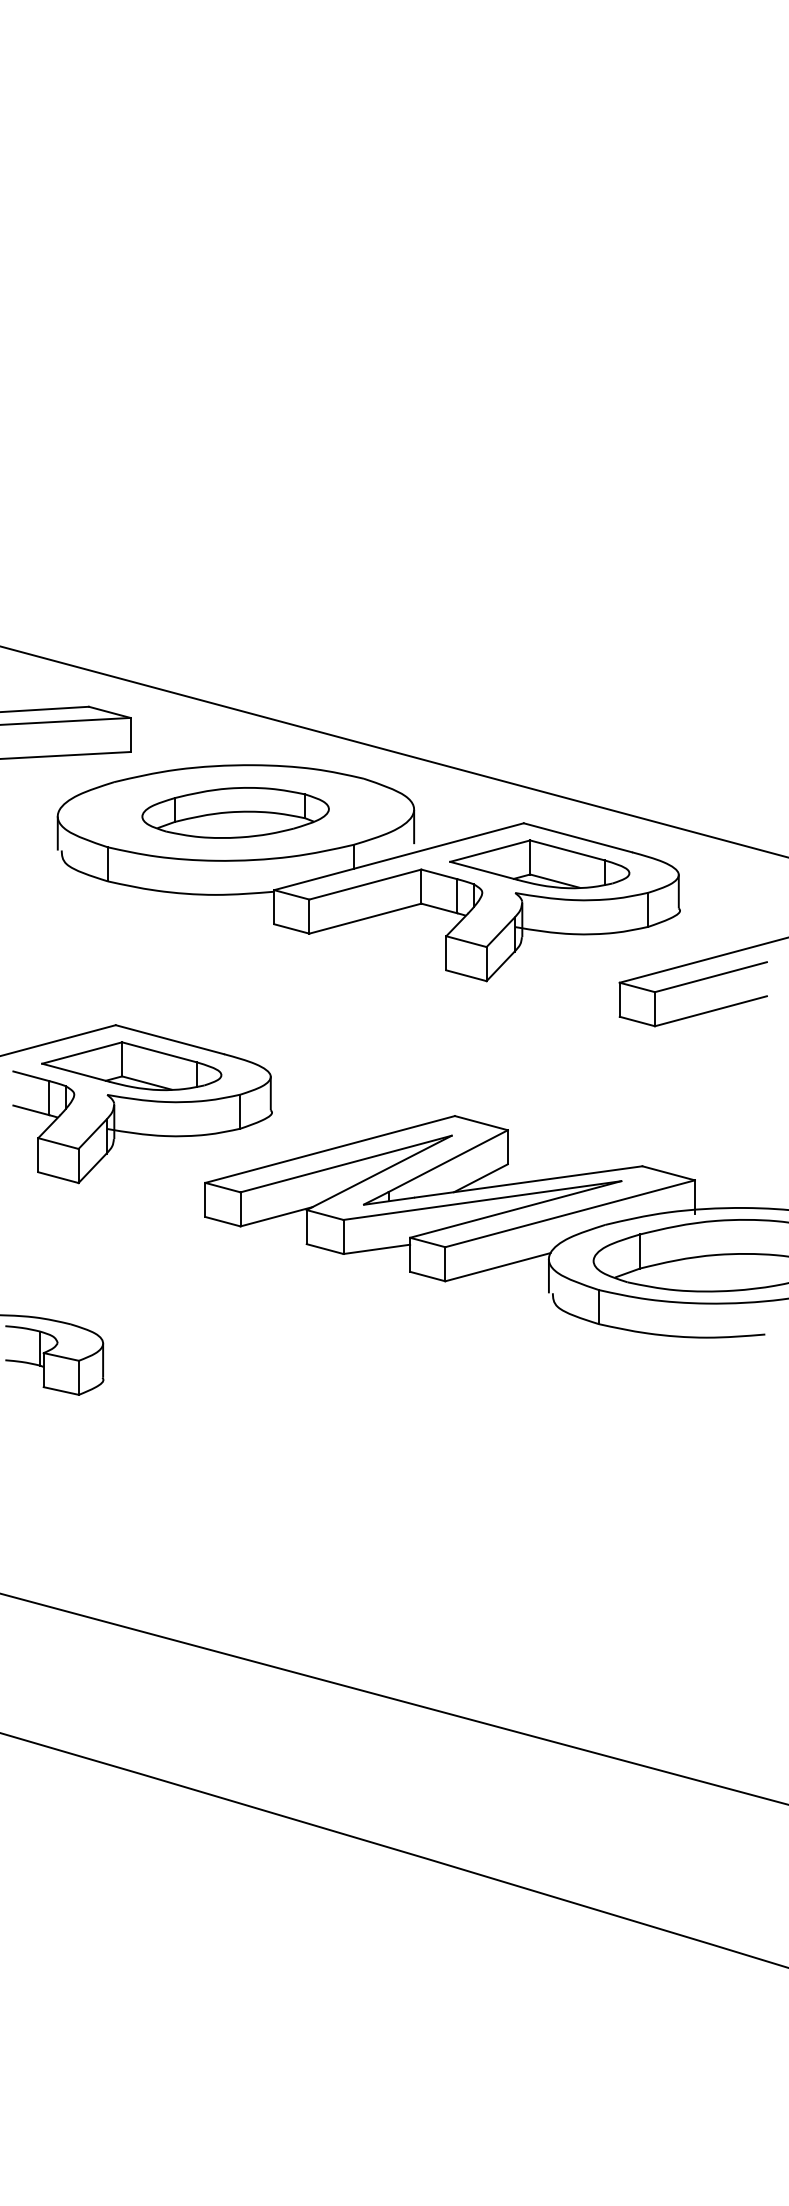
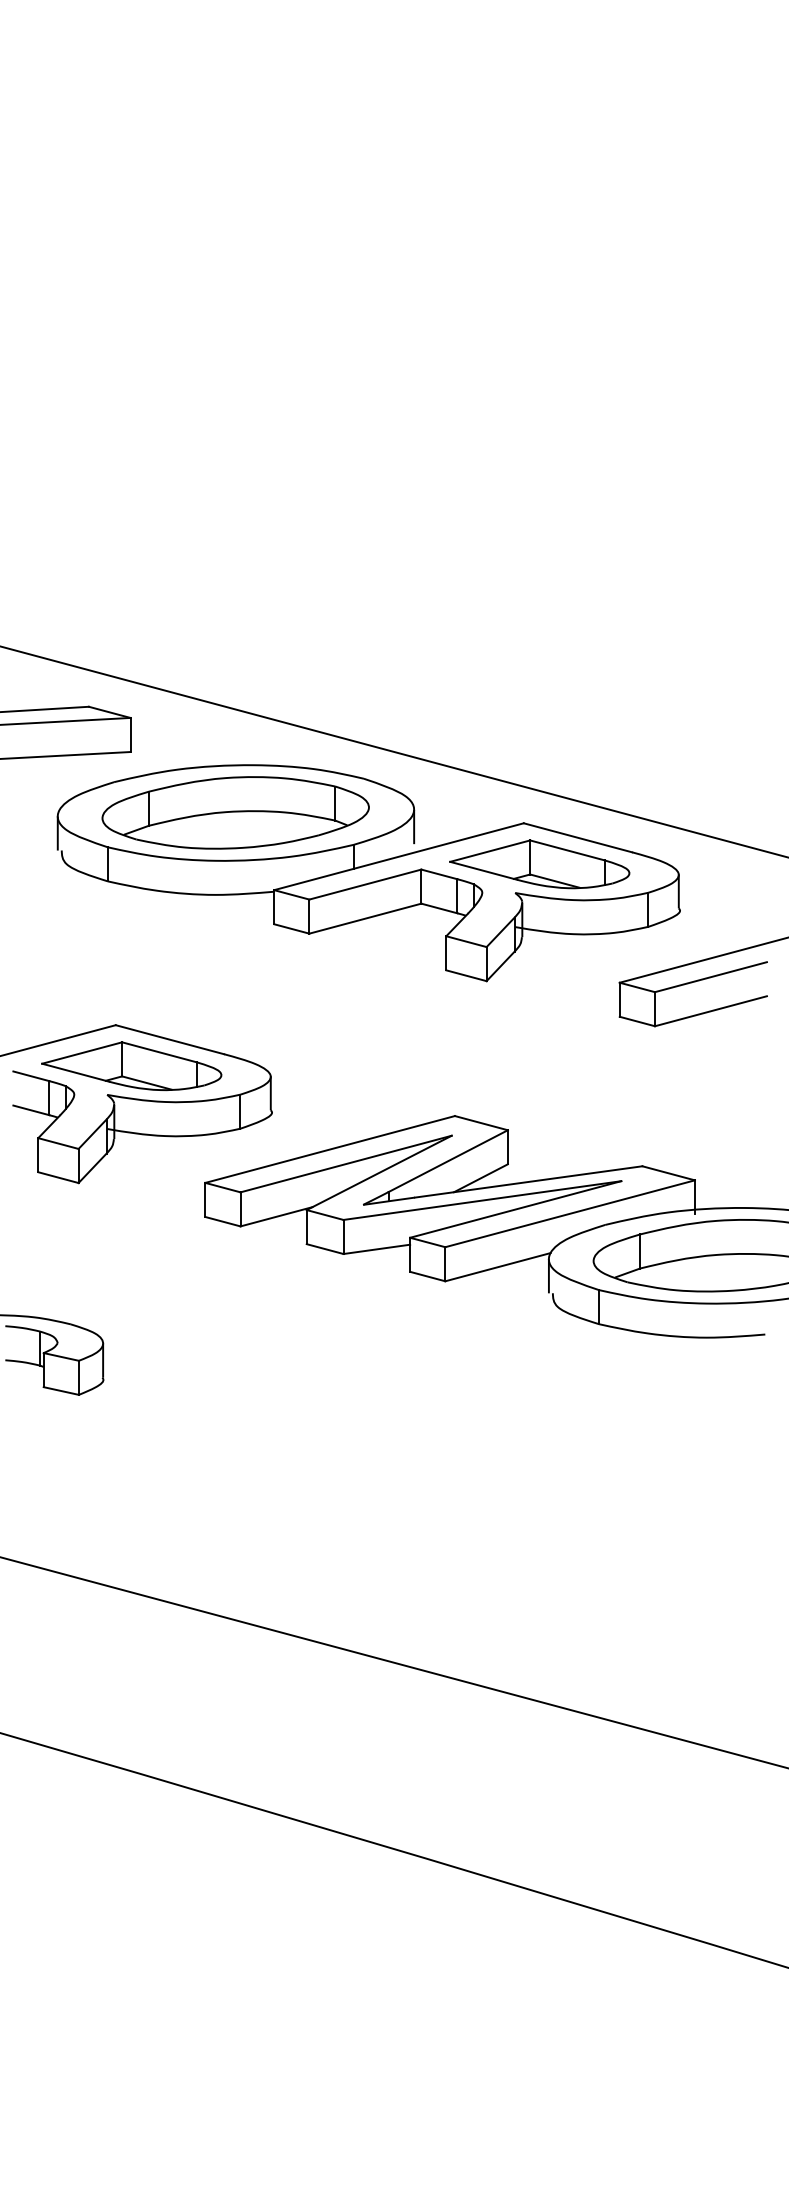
part size: 189x52 px -> 269x74 px (235, 812)
line position: (393, 1698) -> (393, 1662) (393, 1662)
